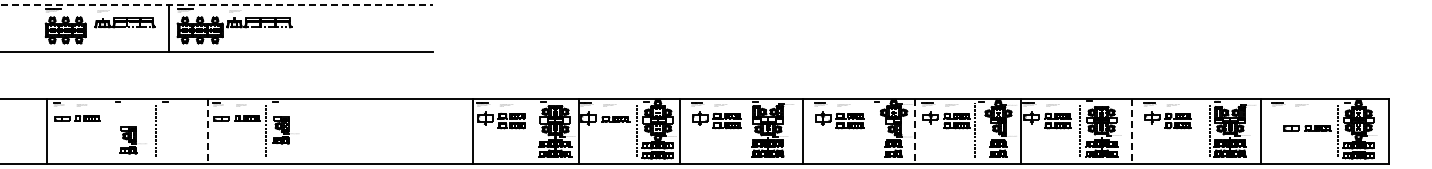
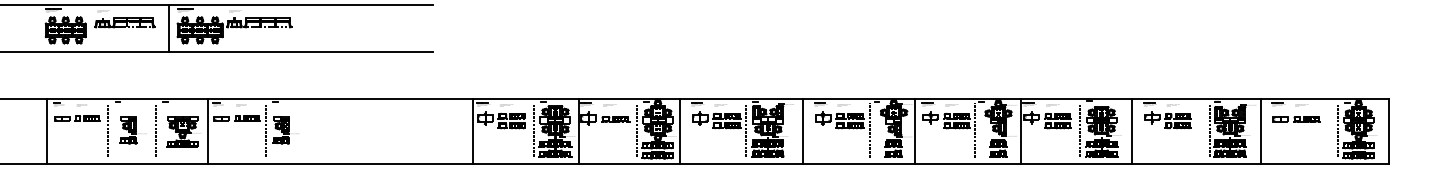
line: dashed -> solid (216, 5)
part position: (1307, 128) -> (1296, 119) (1296, 119)
line: none -> present (108, 130)
line: none -> present (533, 130)
line: none -> present (745, 130)
line: none -> present (870, 130)
part: none -> present (182, 131)
line: dashed -> solid (208, 131)
line: dashed -> solid (915, 131)
line: dashed -> solid (1132, 131)
part position: (132, 140) -> (132, 130) (132, 130)
